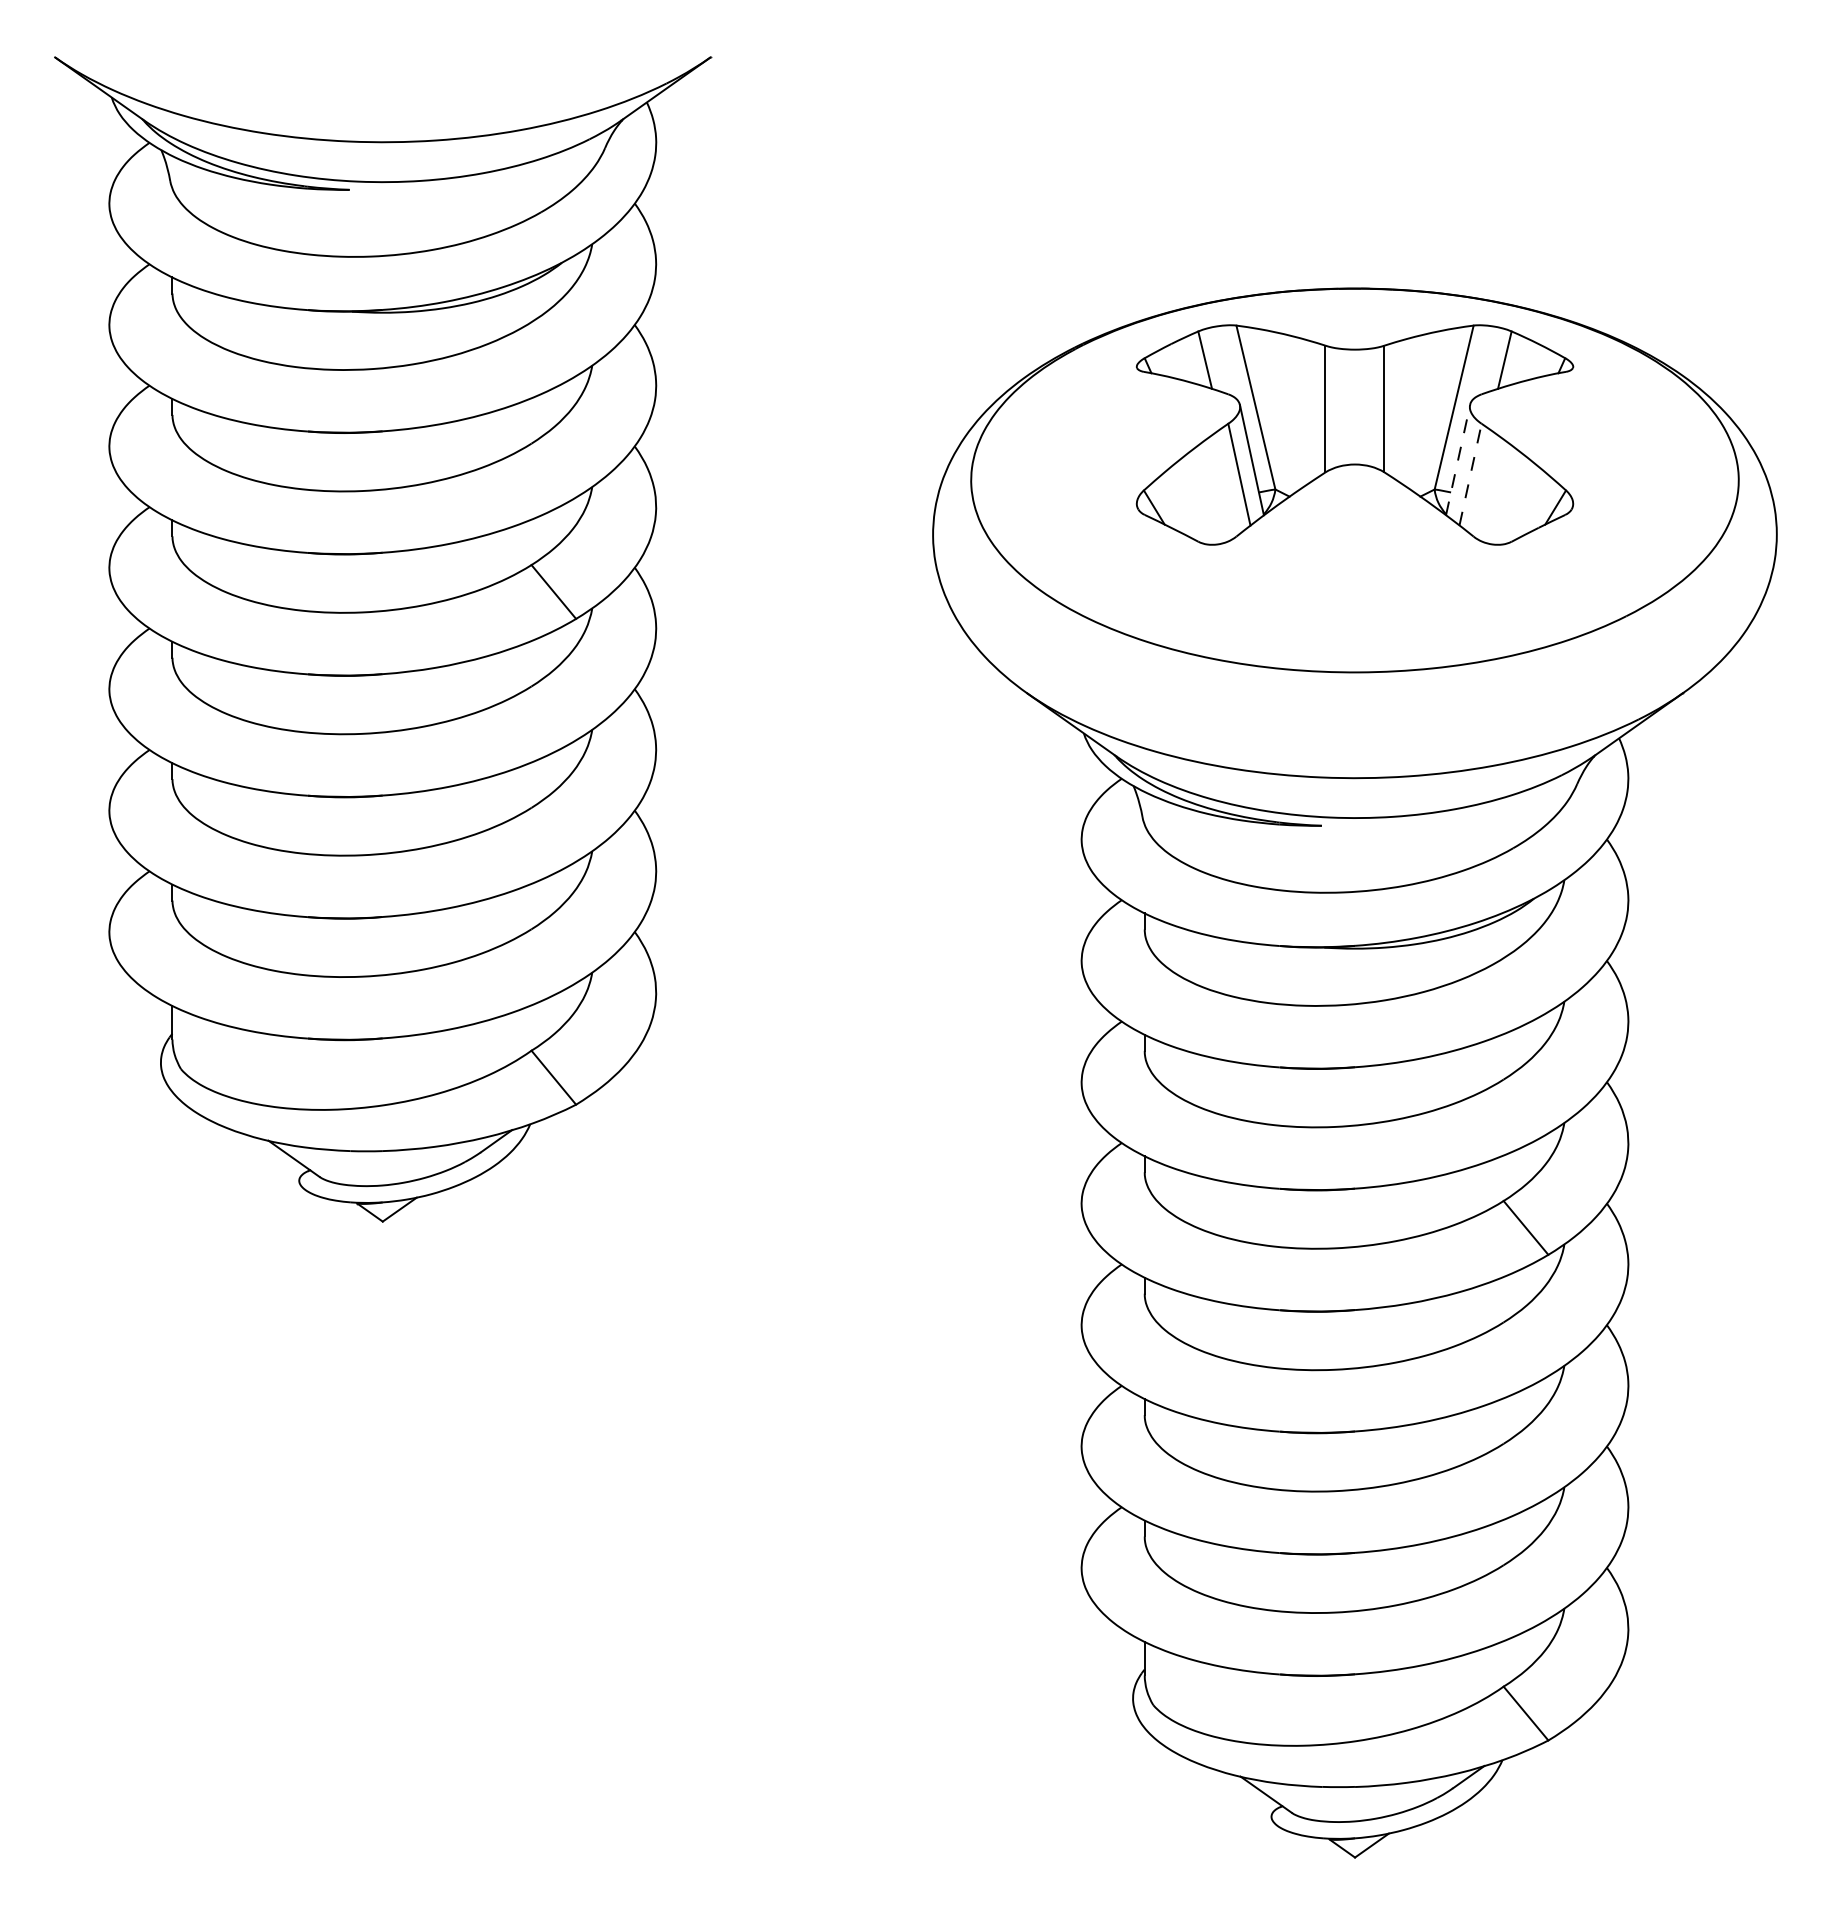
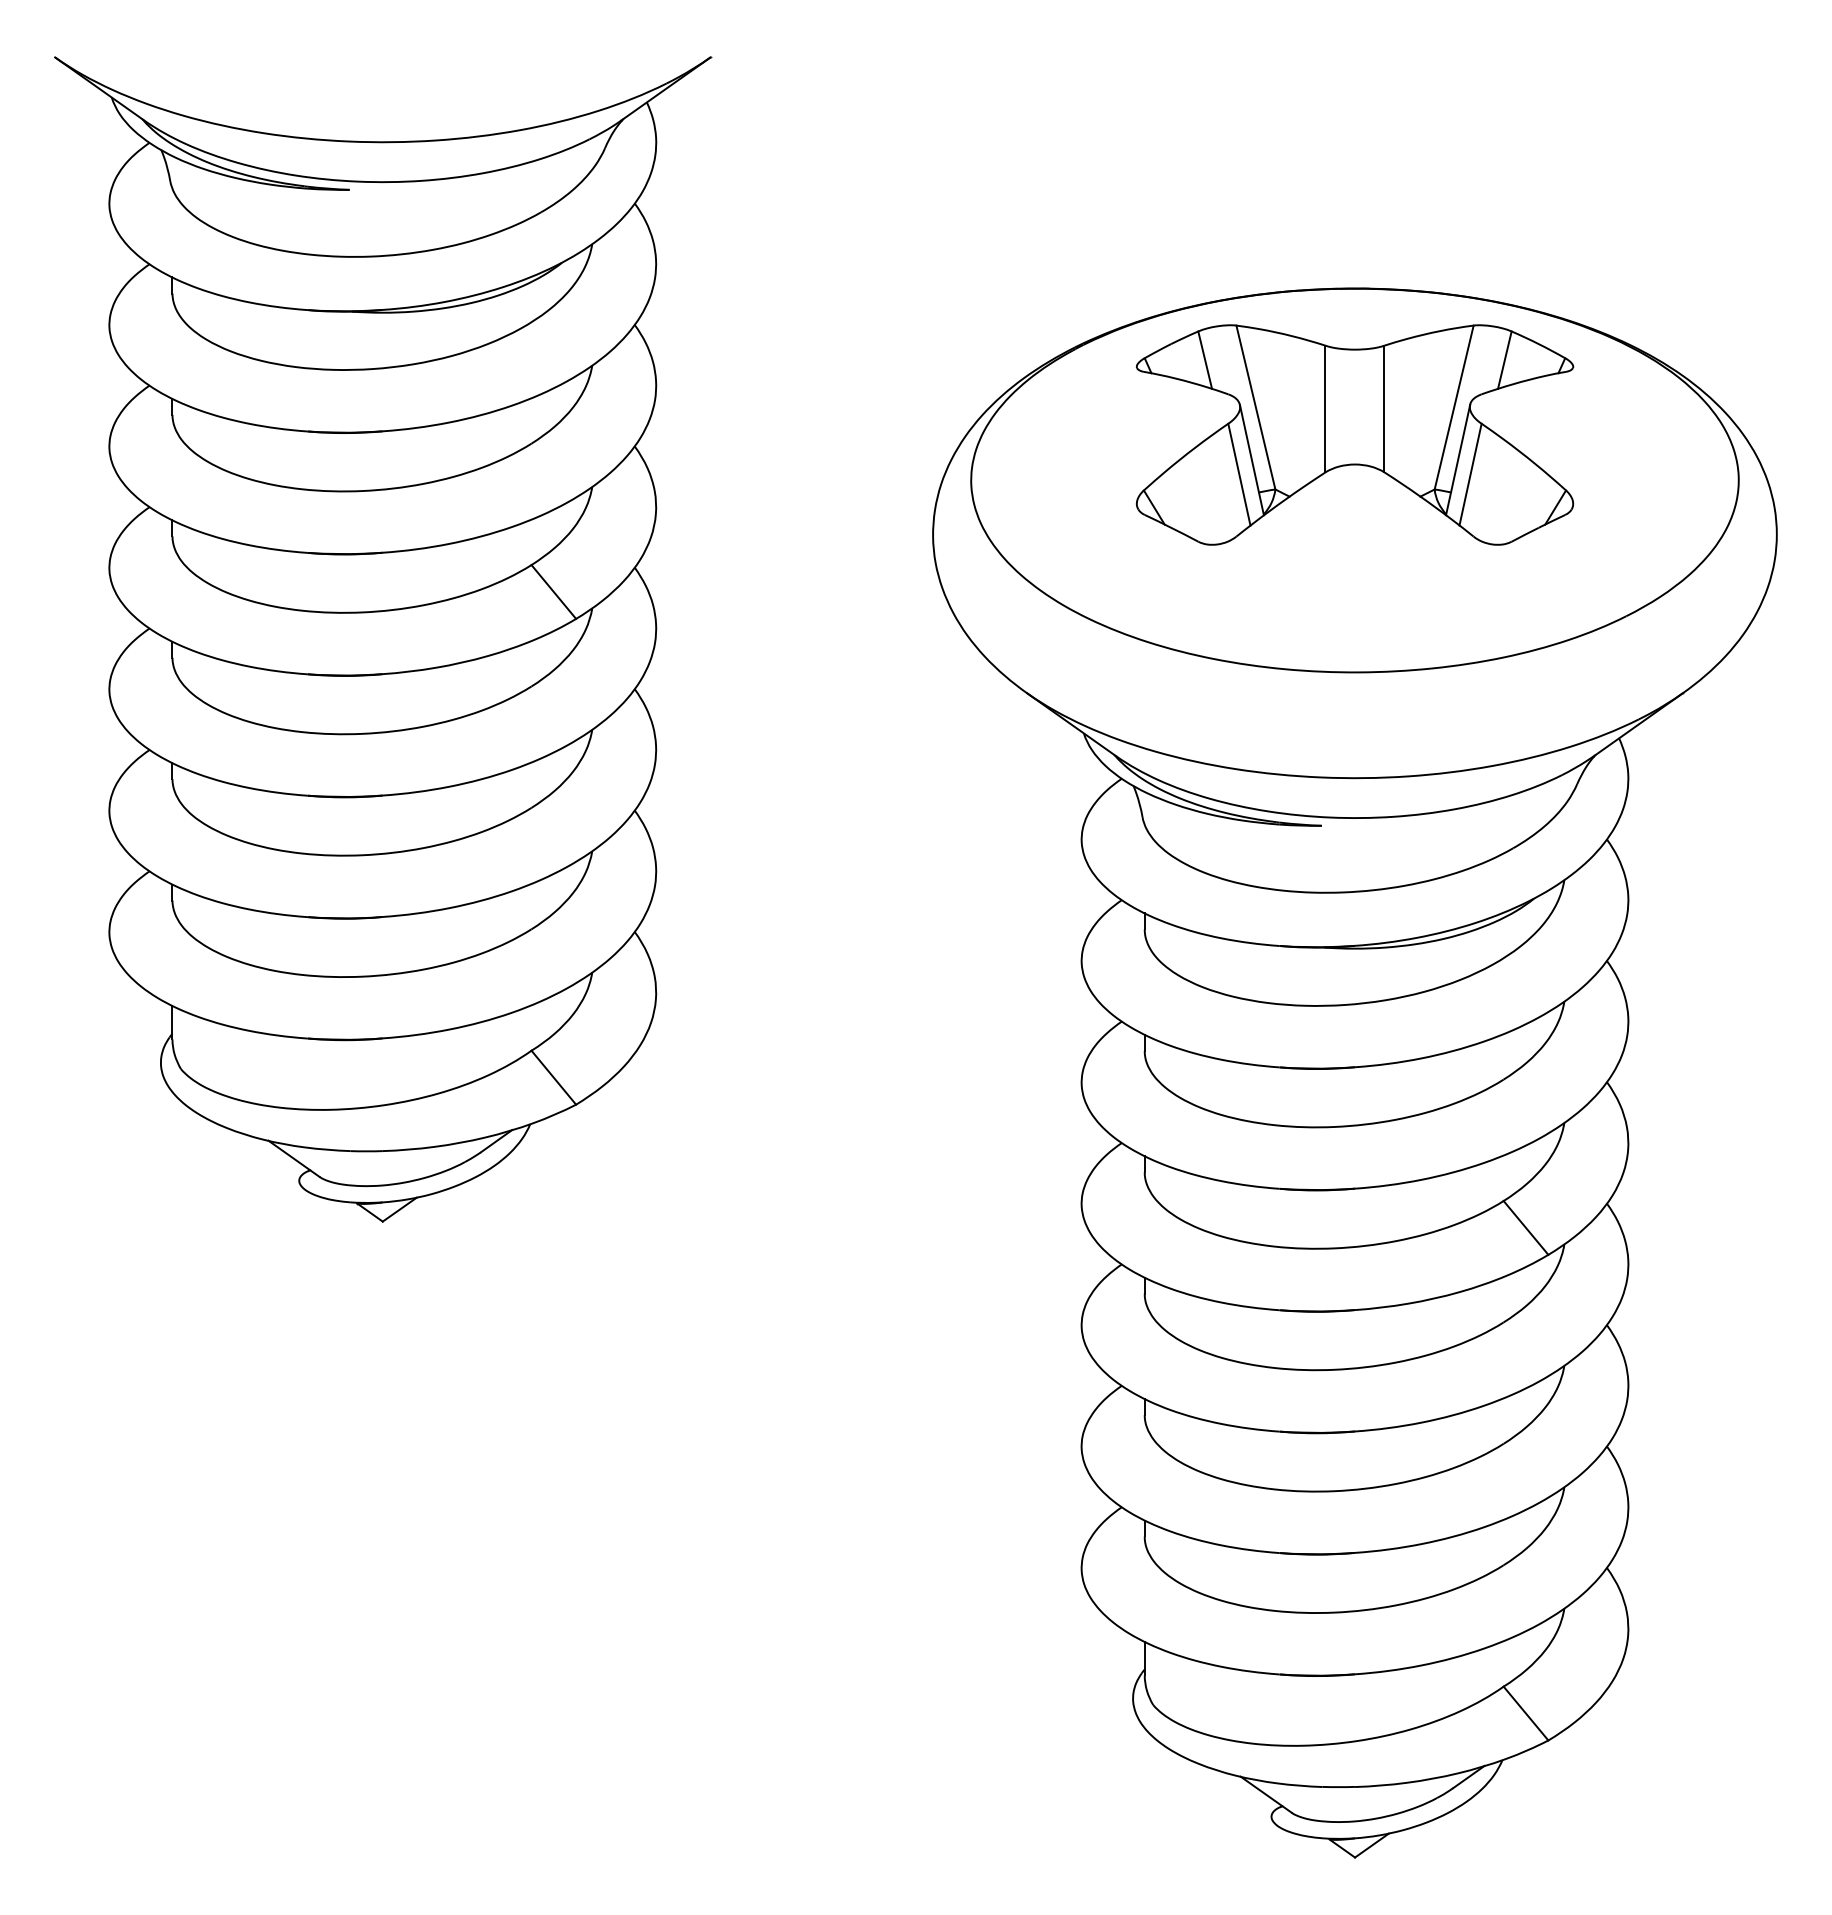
line: dashed -> solid (1458, 459)
line: dashed -> solid (1470, 474)
